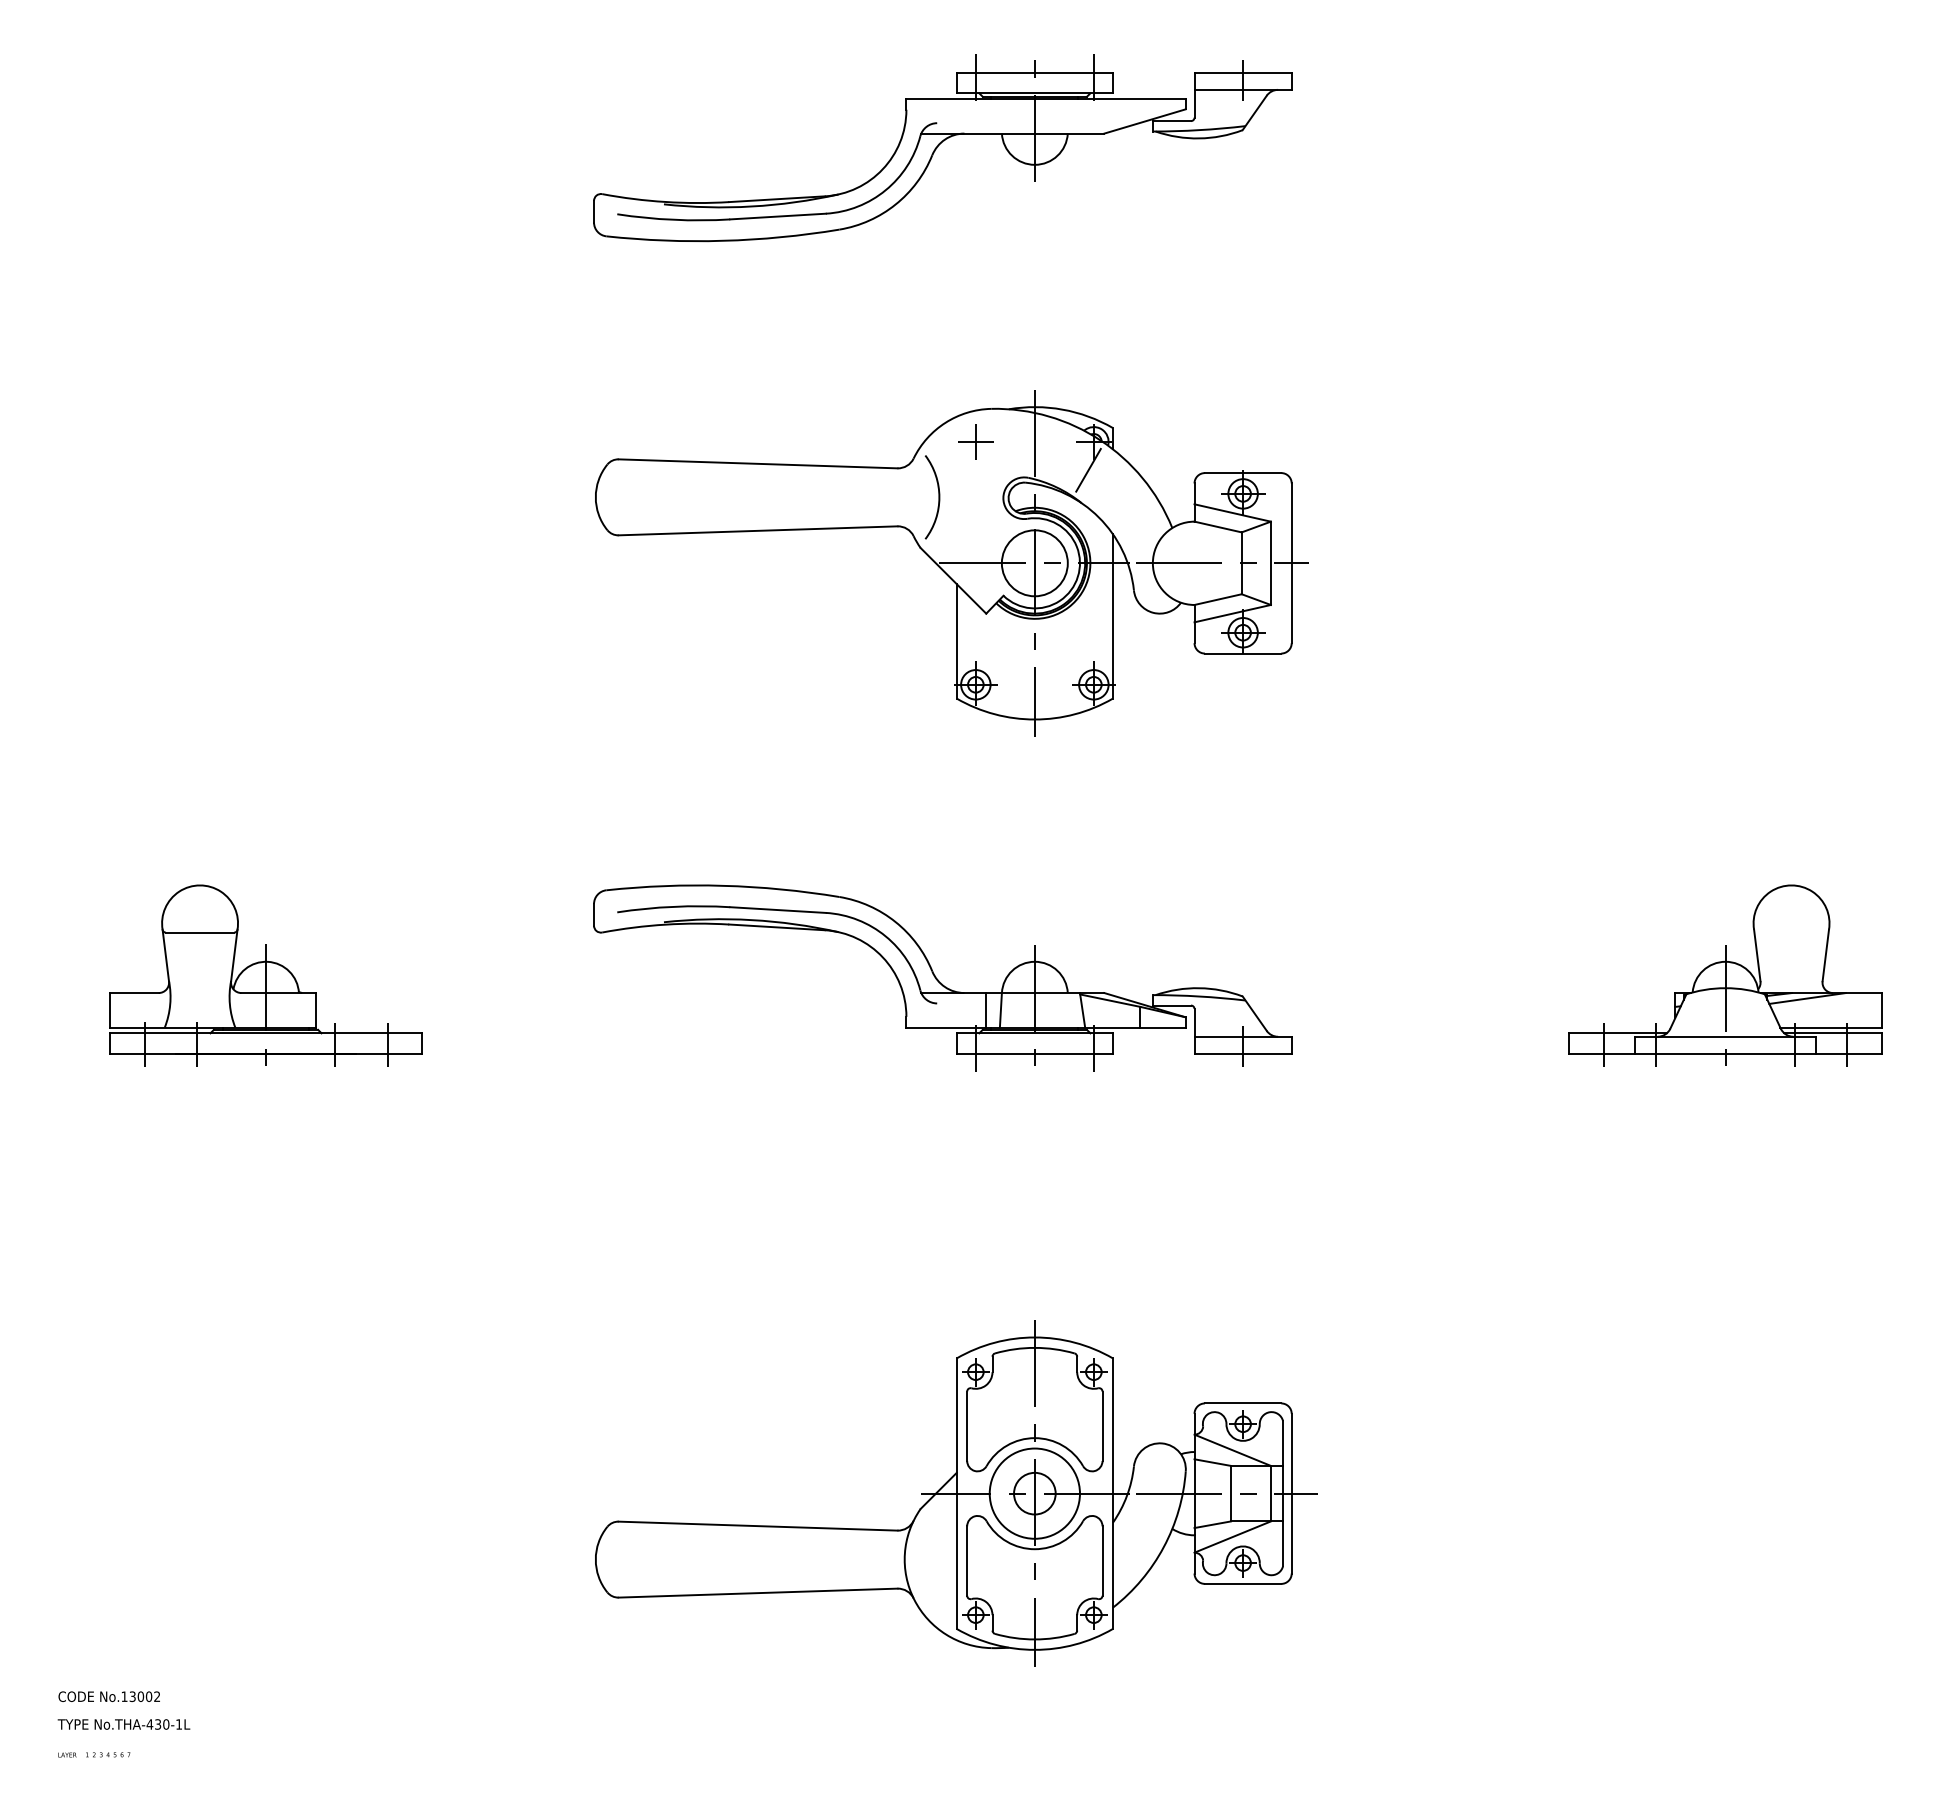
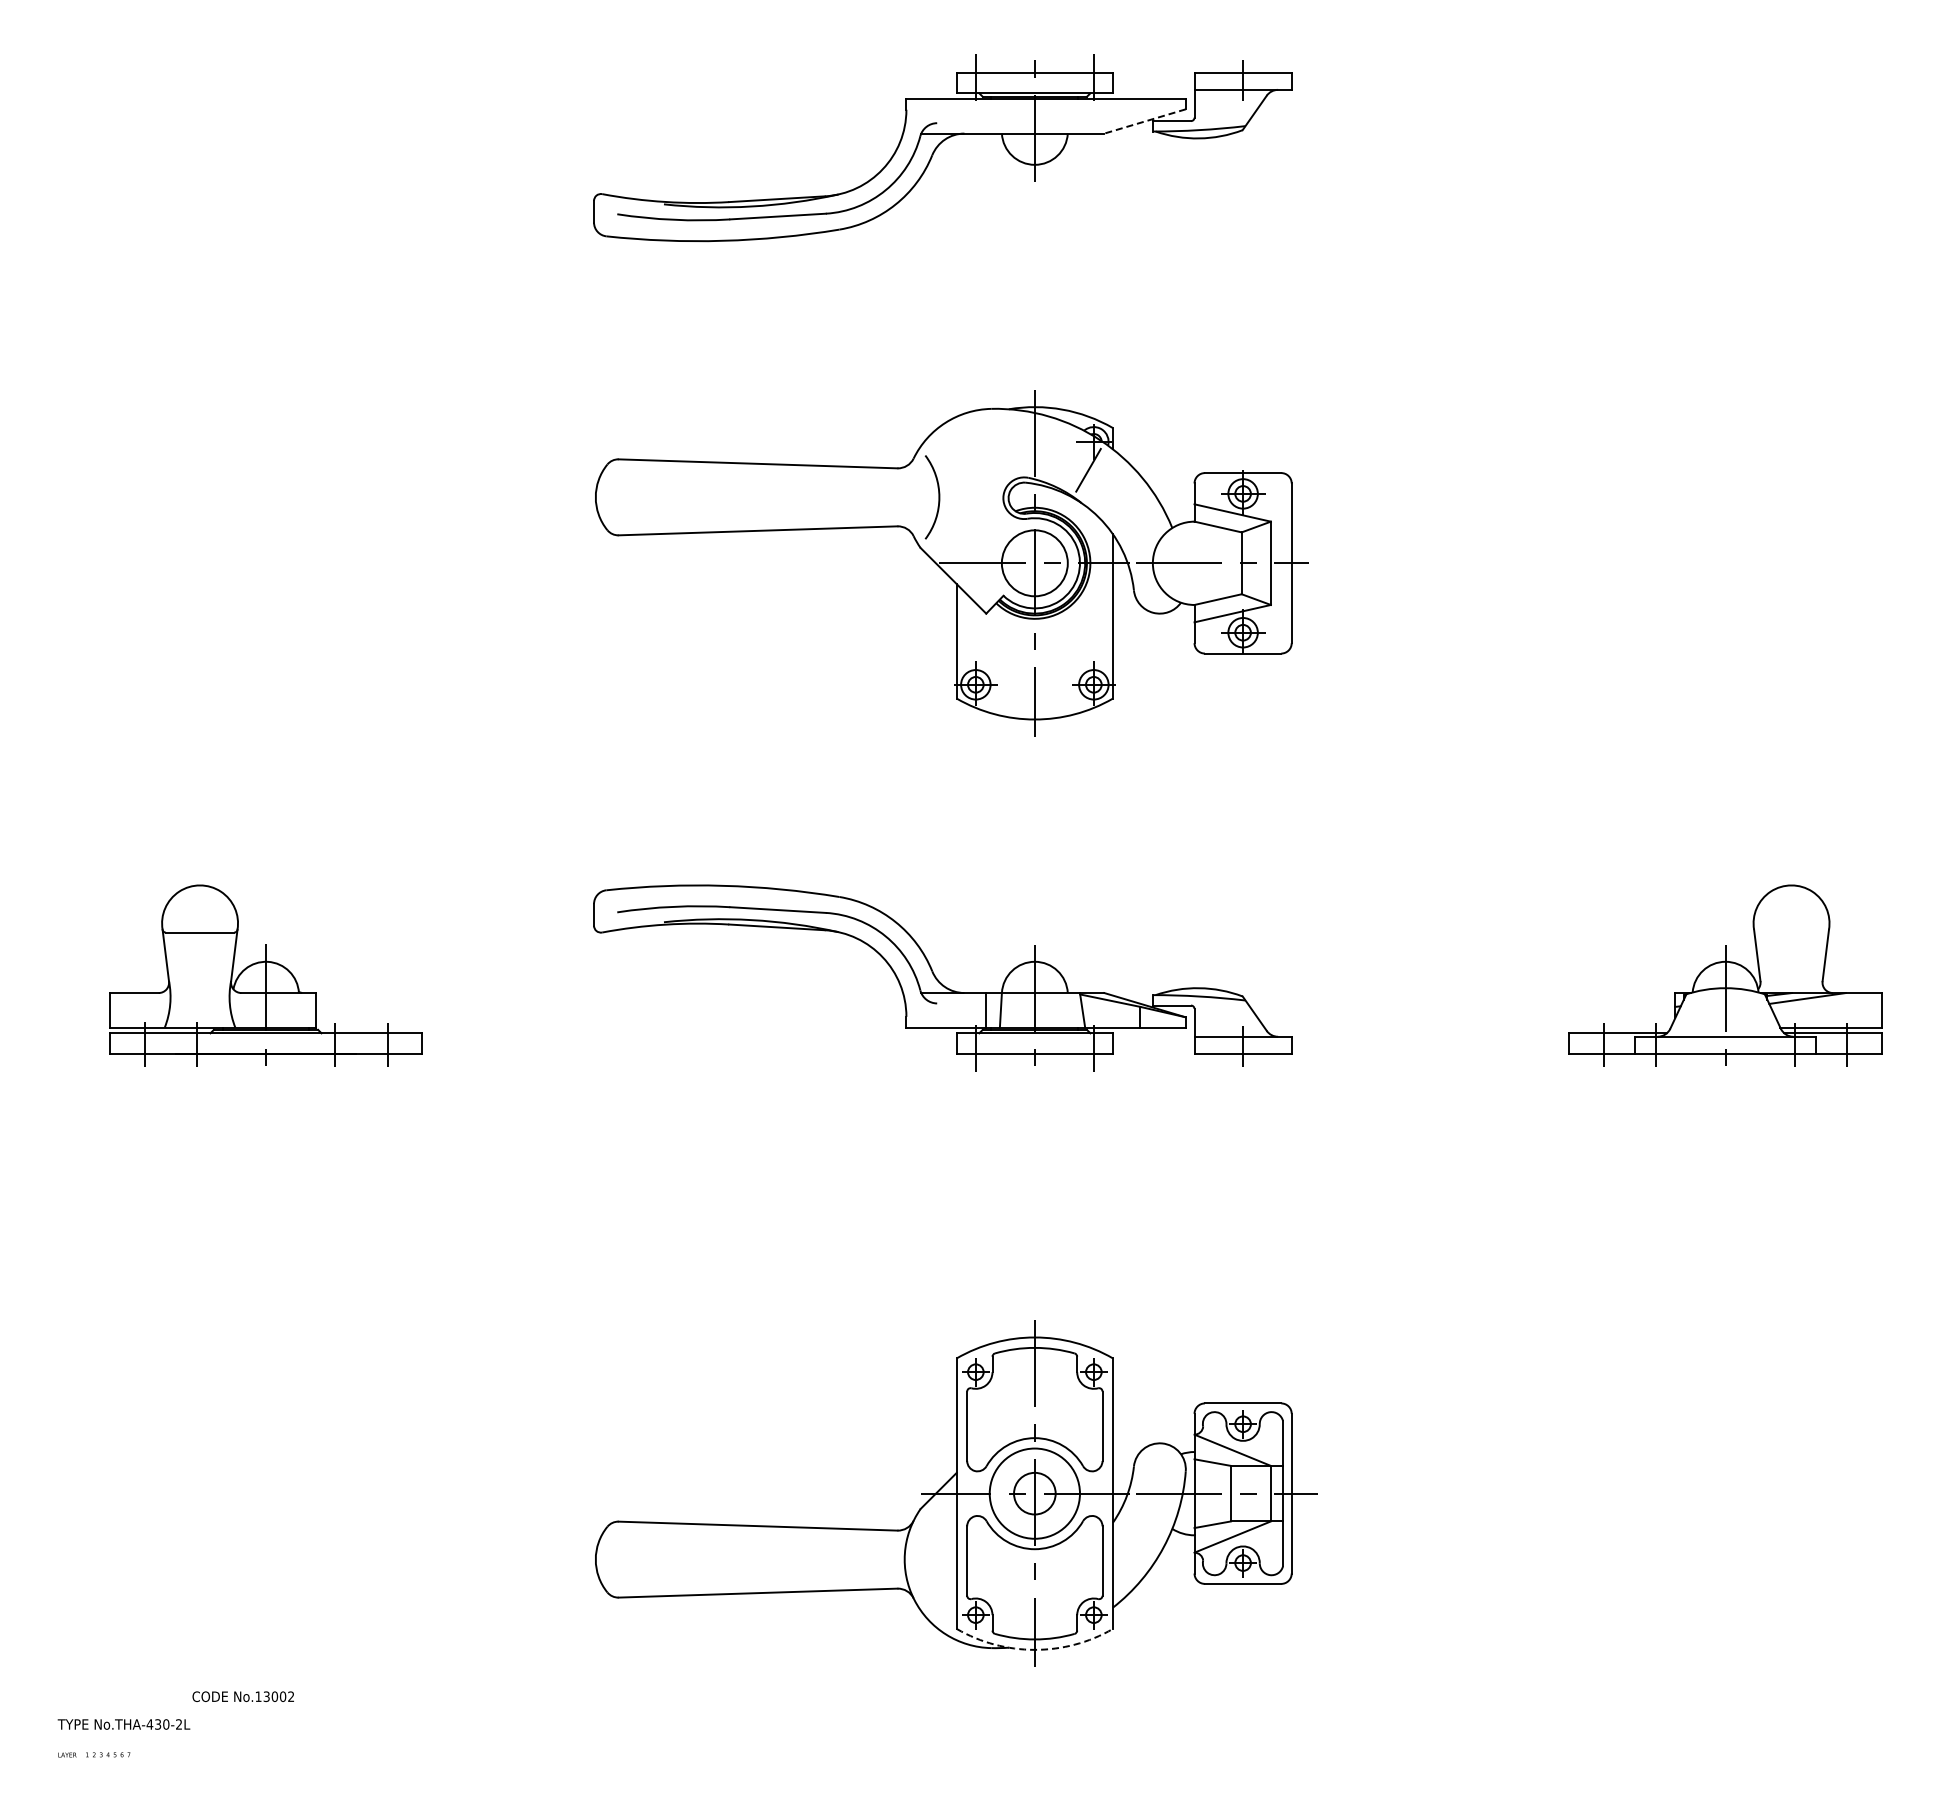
line: solid -> dashed (1145, 121)
part: present -> none (975, 441)
arc: solid -> dashed (1034, 1649)
text position: (108, 1696) -> (242, 1696) (242, 1696)
text: No.THA-430-1L -> No.THA-430-2L (178, 1724)
